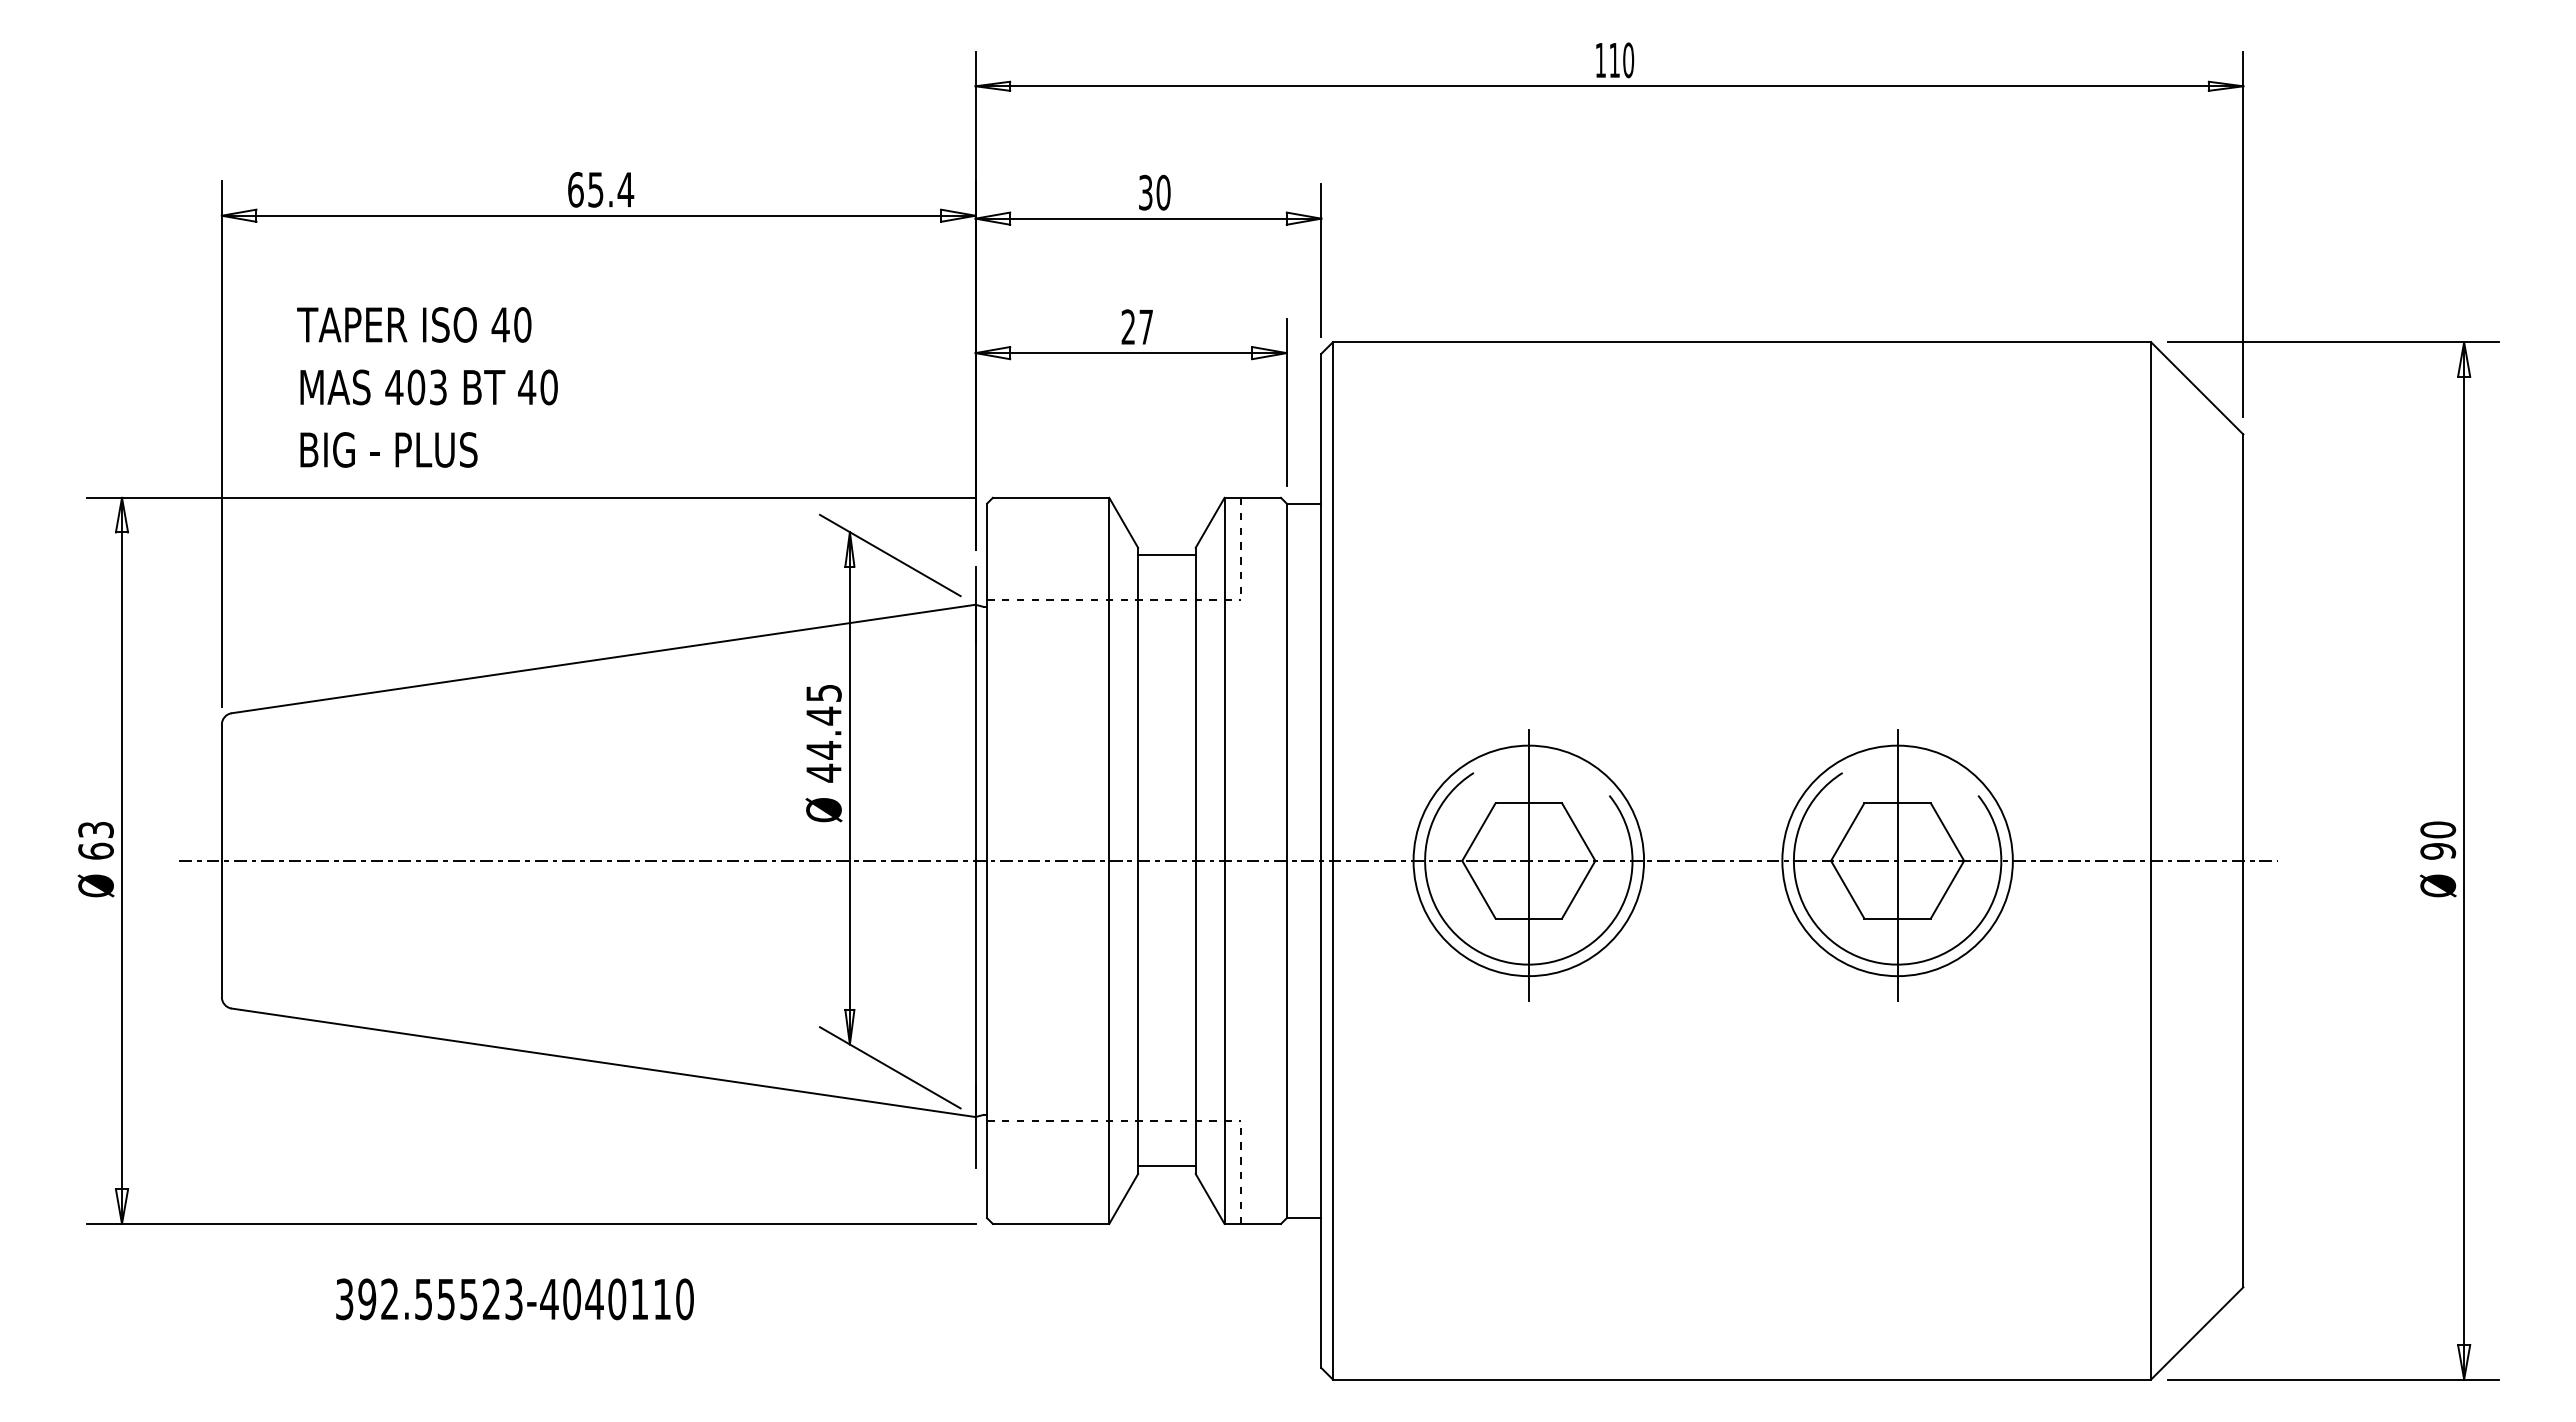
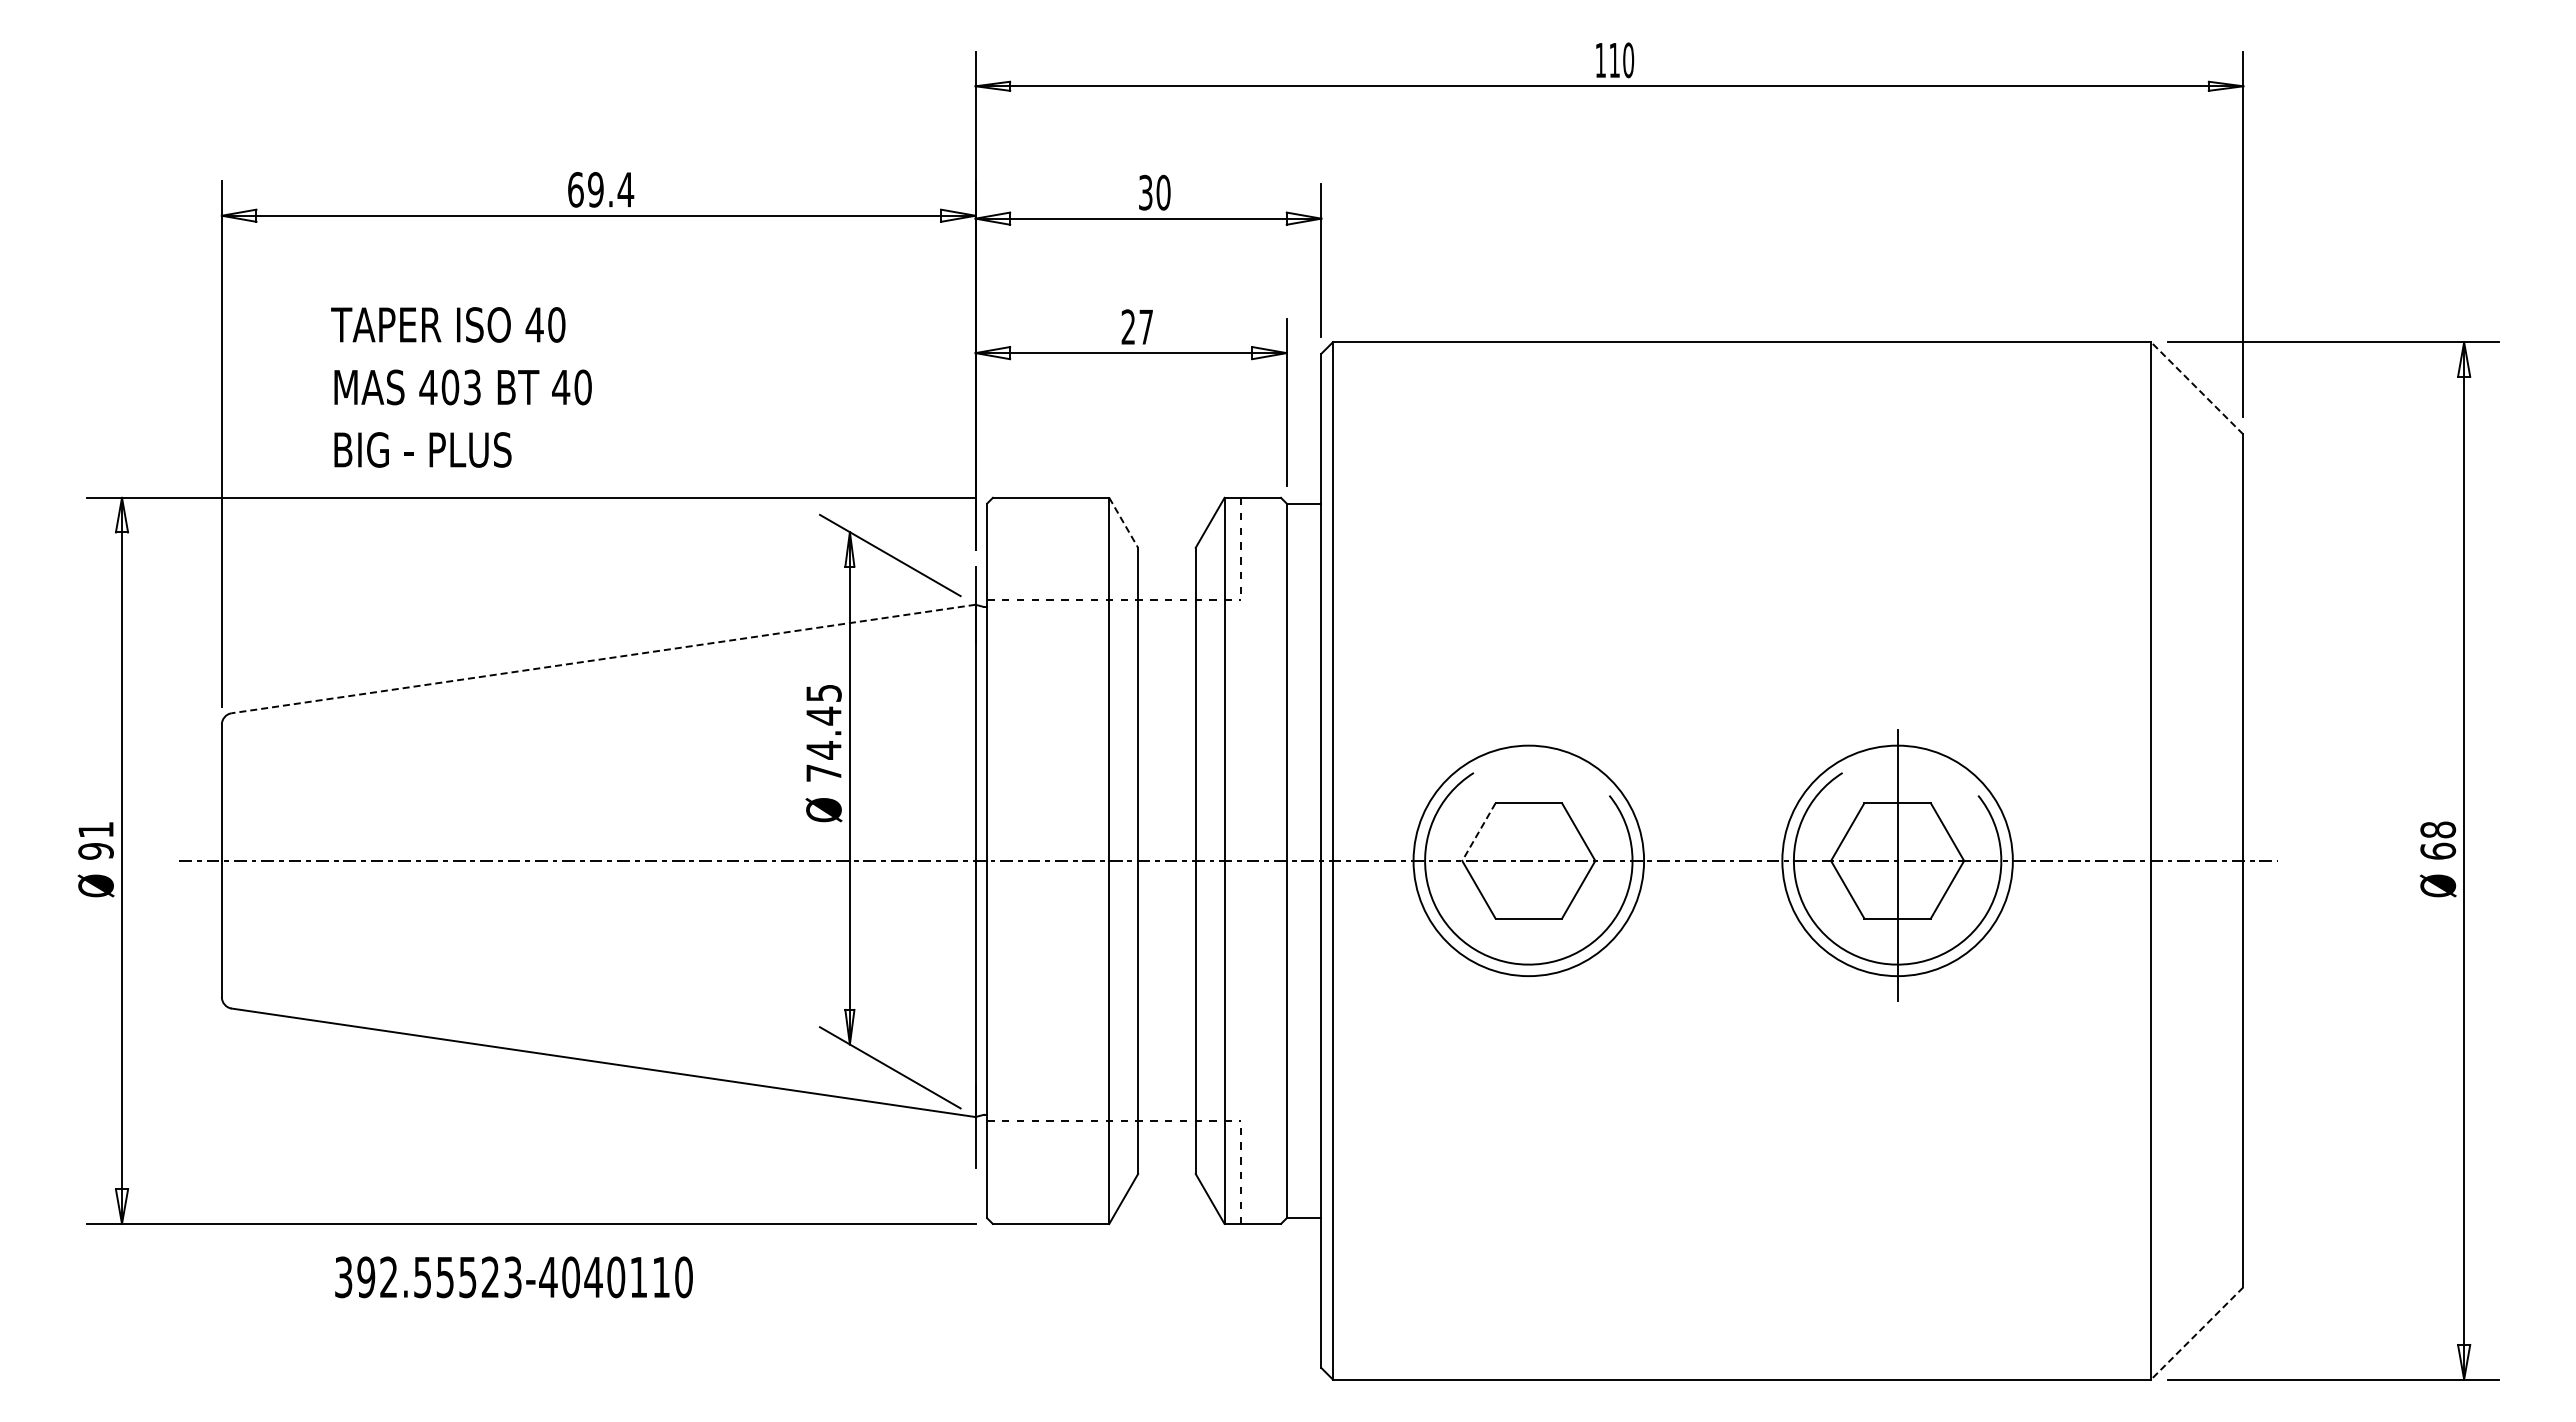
text: 65.4 -> 69.4 (595, 189)
text position: (427, 387) -> (461, 387) (461, 387)
line: solid -> dashed (2196, 388)
line: solid -> dashed (1123, 522)
line: present -> none (1166, 555)
line: solid -> dashed (603, 659)
text: 44.45 -> 74.45 (823, 772)
line: solid -> dashed (1478, 832)
text: 63 -> 91 (95, 840)
text: 90 -> 68 (2438, 840)
line: present -> none (1528, 865)
line: present -> none (1166, 1166)
text position: (514, 1299) -> (513, 1277) (513, 1277)
line: solid -> dashed (2196, 1333)
